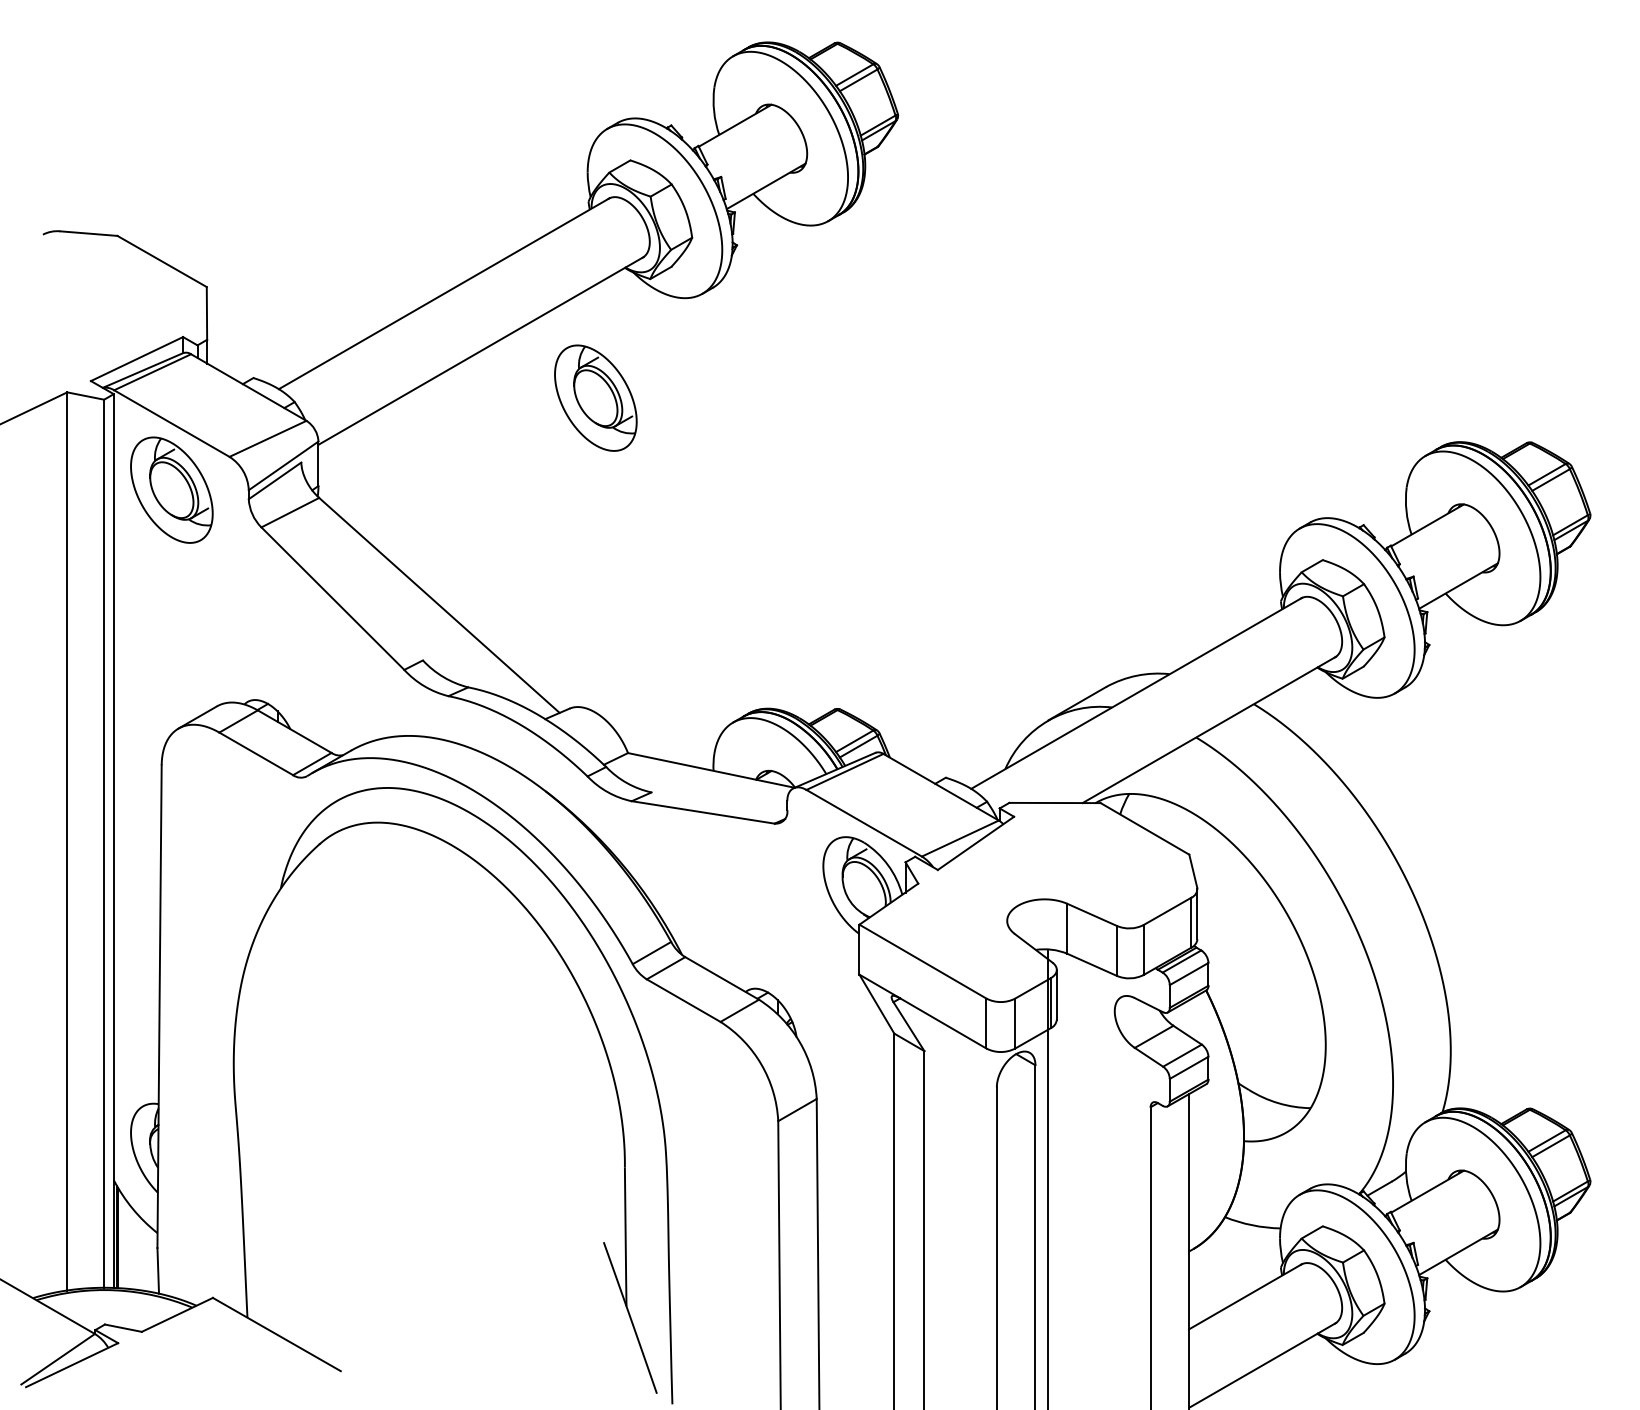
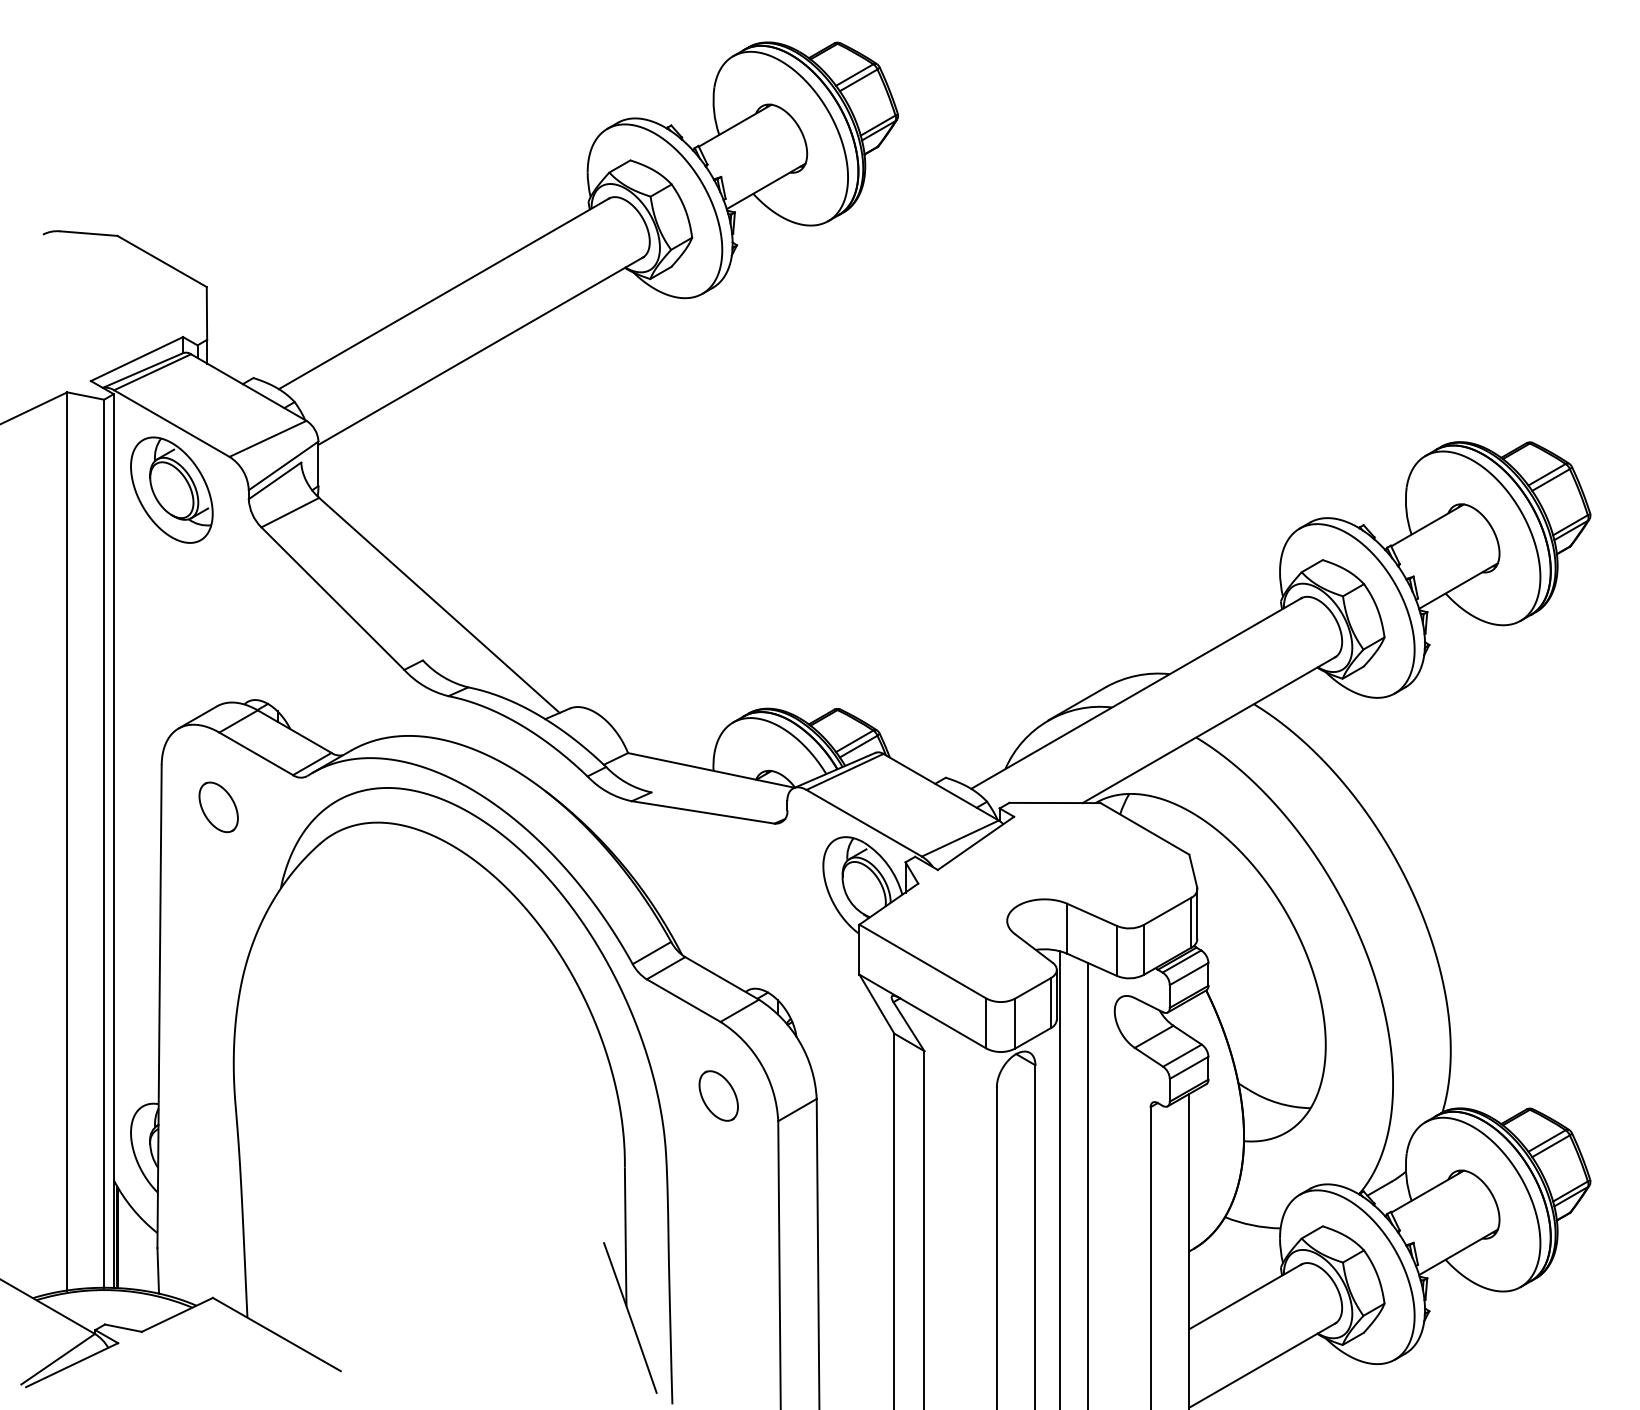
part: present -> none (595, 397)
part: none -> present (218, 807)
part: none -> present (718, 1095)
line position: (1047, 1178) -> (1059, 1178) (1059, 1178)
line: none -> present (1088, 1184)
